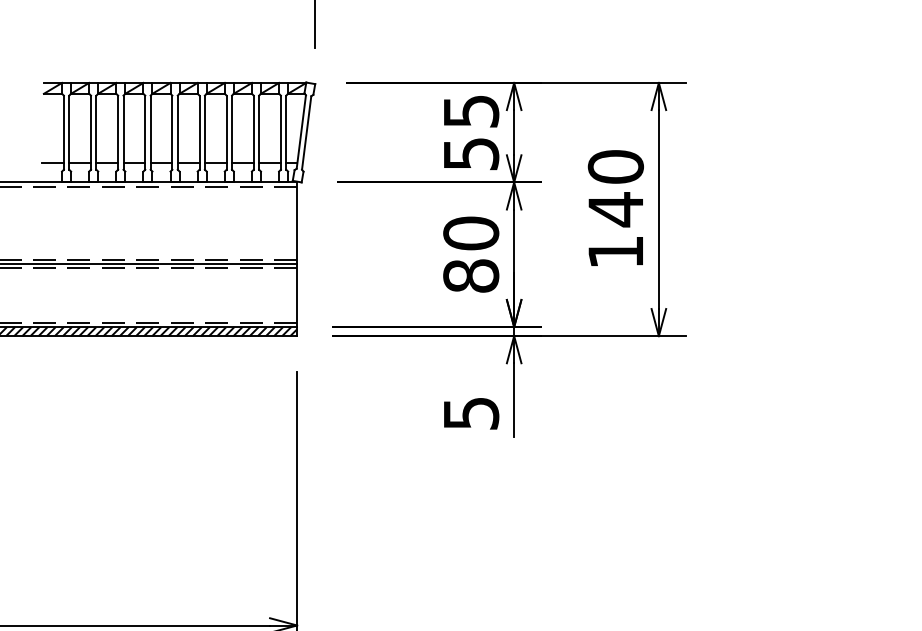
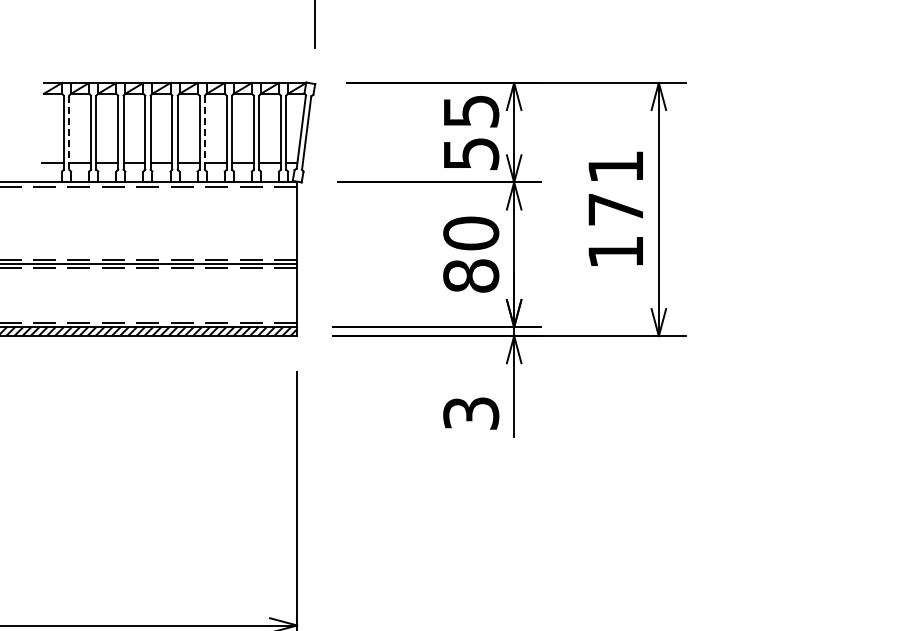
line: solid -> dashed (69, 133)
line: solid -> dashed (204, 133)
text: 140 -> 171 (615, 188)
text: 5 -> 3 (470, 413)
